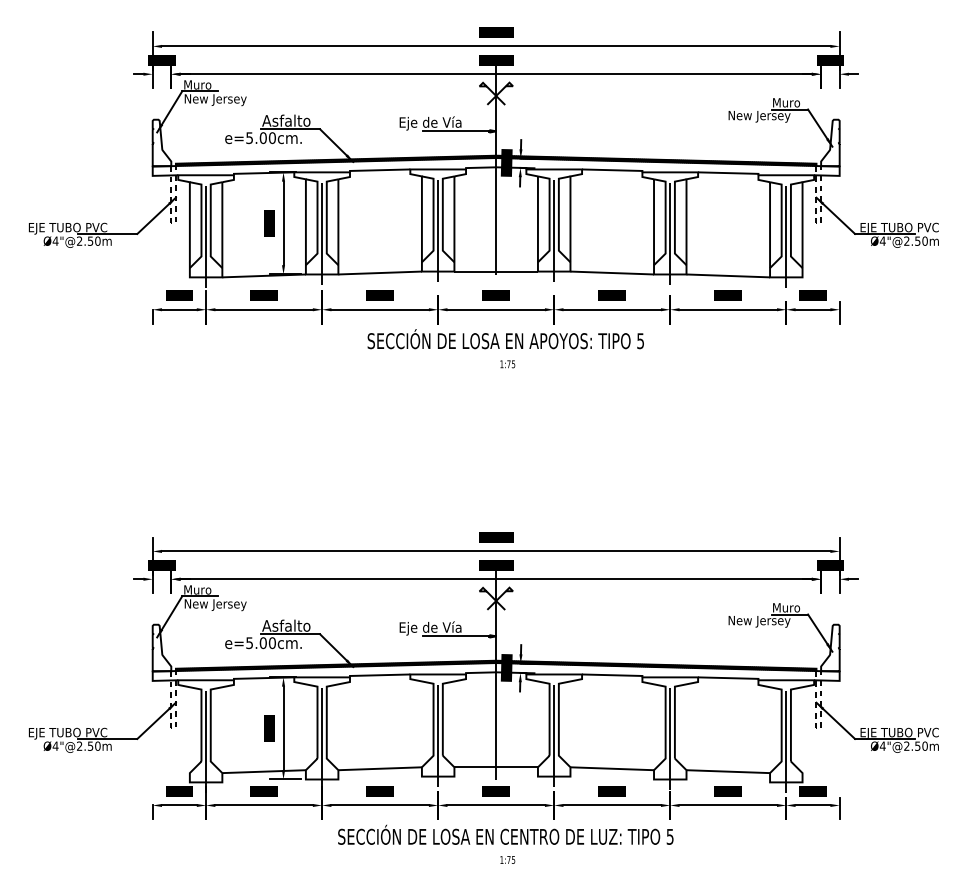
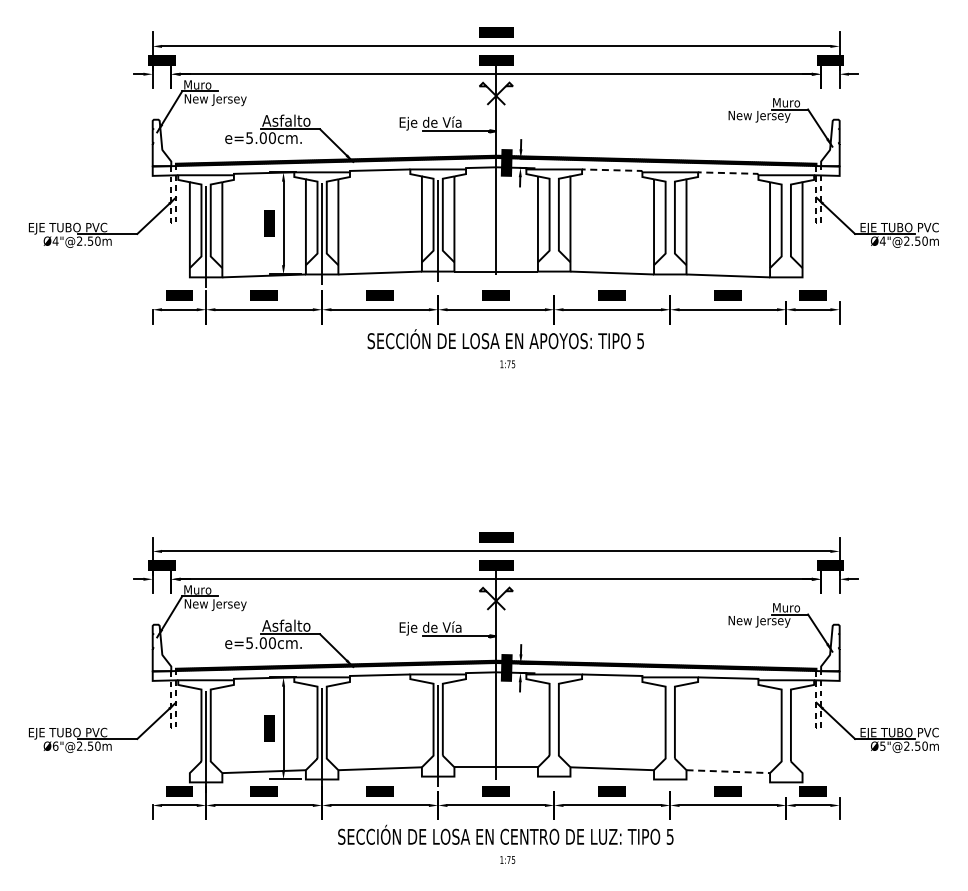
line: solid -> dashed (613, 170)
line: solid -> dashed (729, 173)
line: present -> none (554, 231)
line: present -> none (670, 234)
line: present -> none (786, 237)
line: present -> none (554, 736)
line: present -> none (670, 739)
line: present -> none (786, 742)
text: Ø4"@2.50m -> Ø6"@2.50m (55, 745)
text: Ø4"@2.50m -> Ø5"@2.50m (882, 745)
line: solid -> dashed (728, 771)
